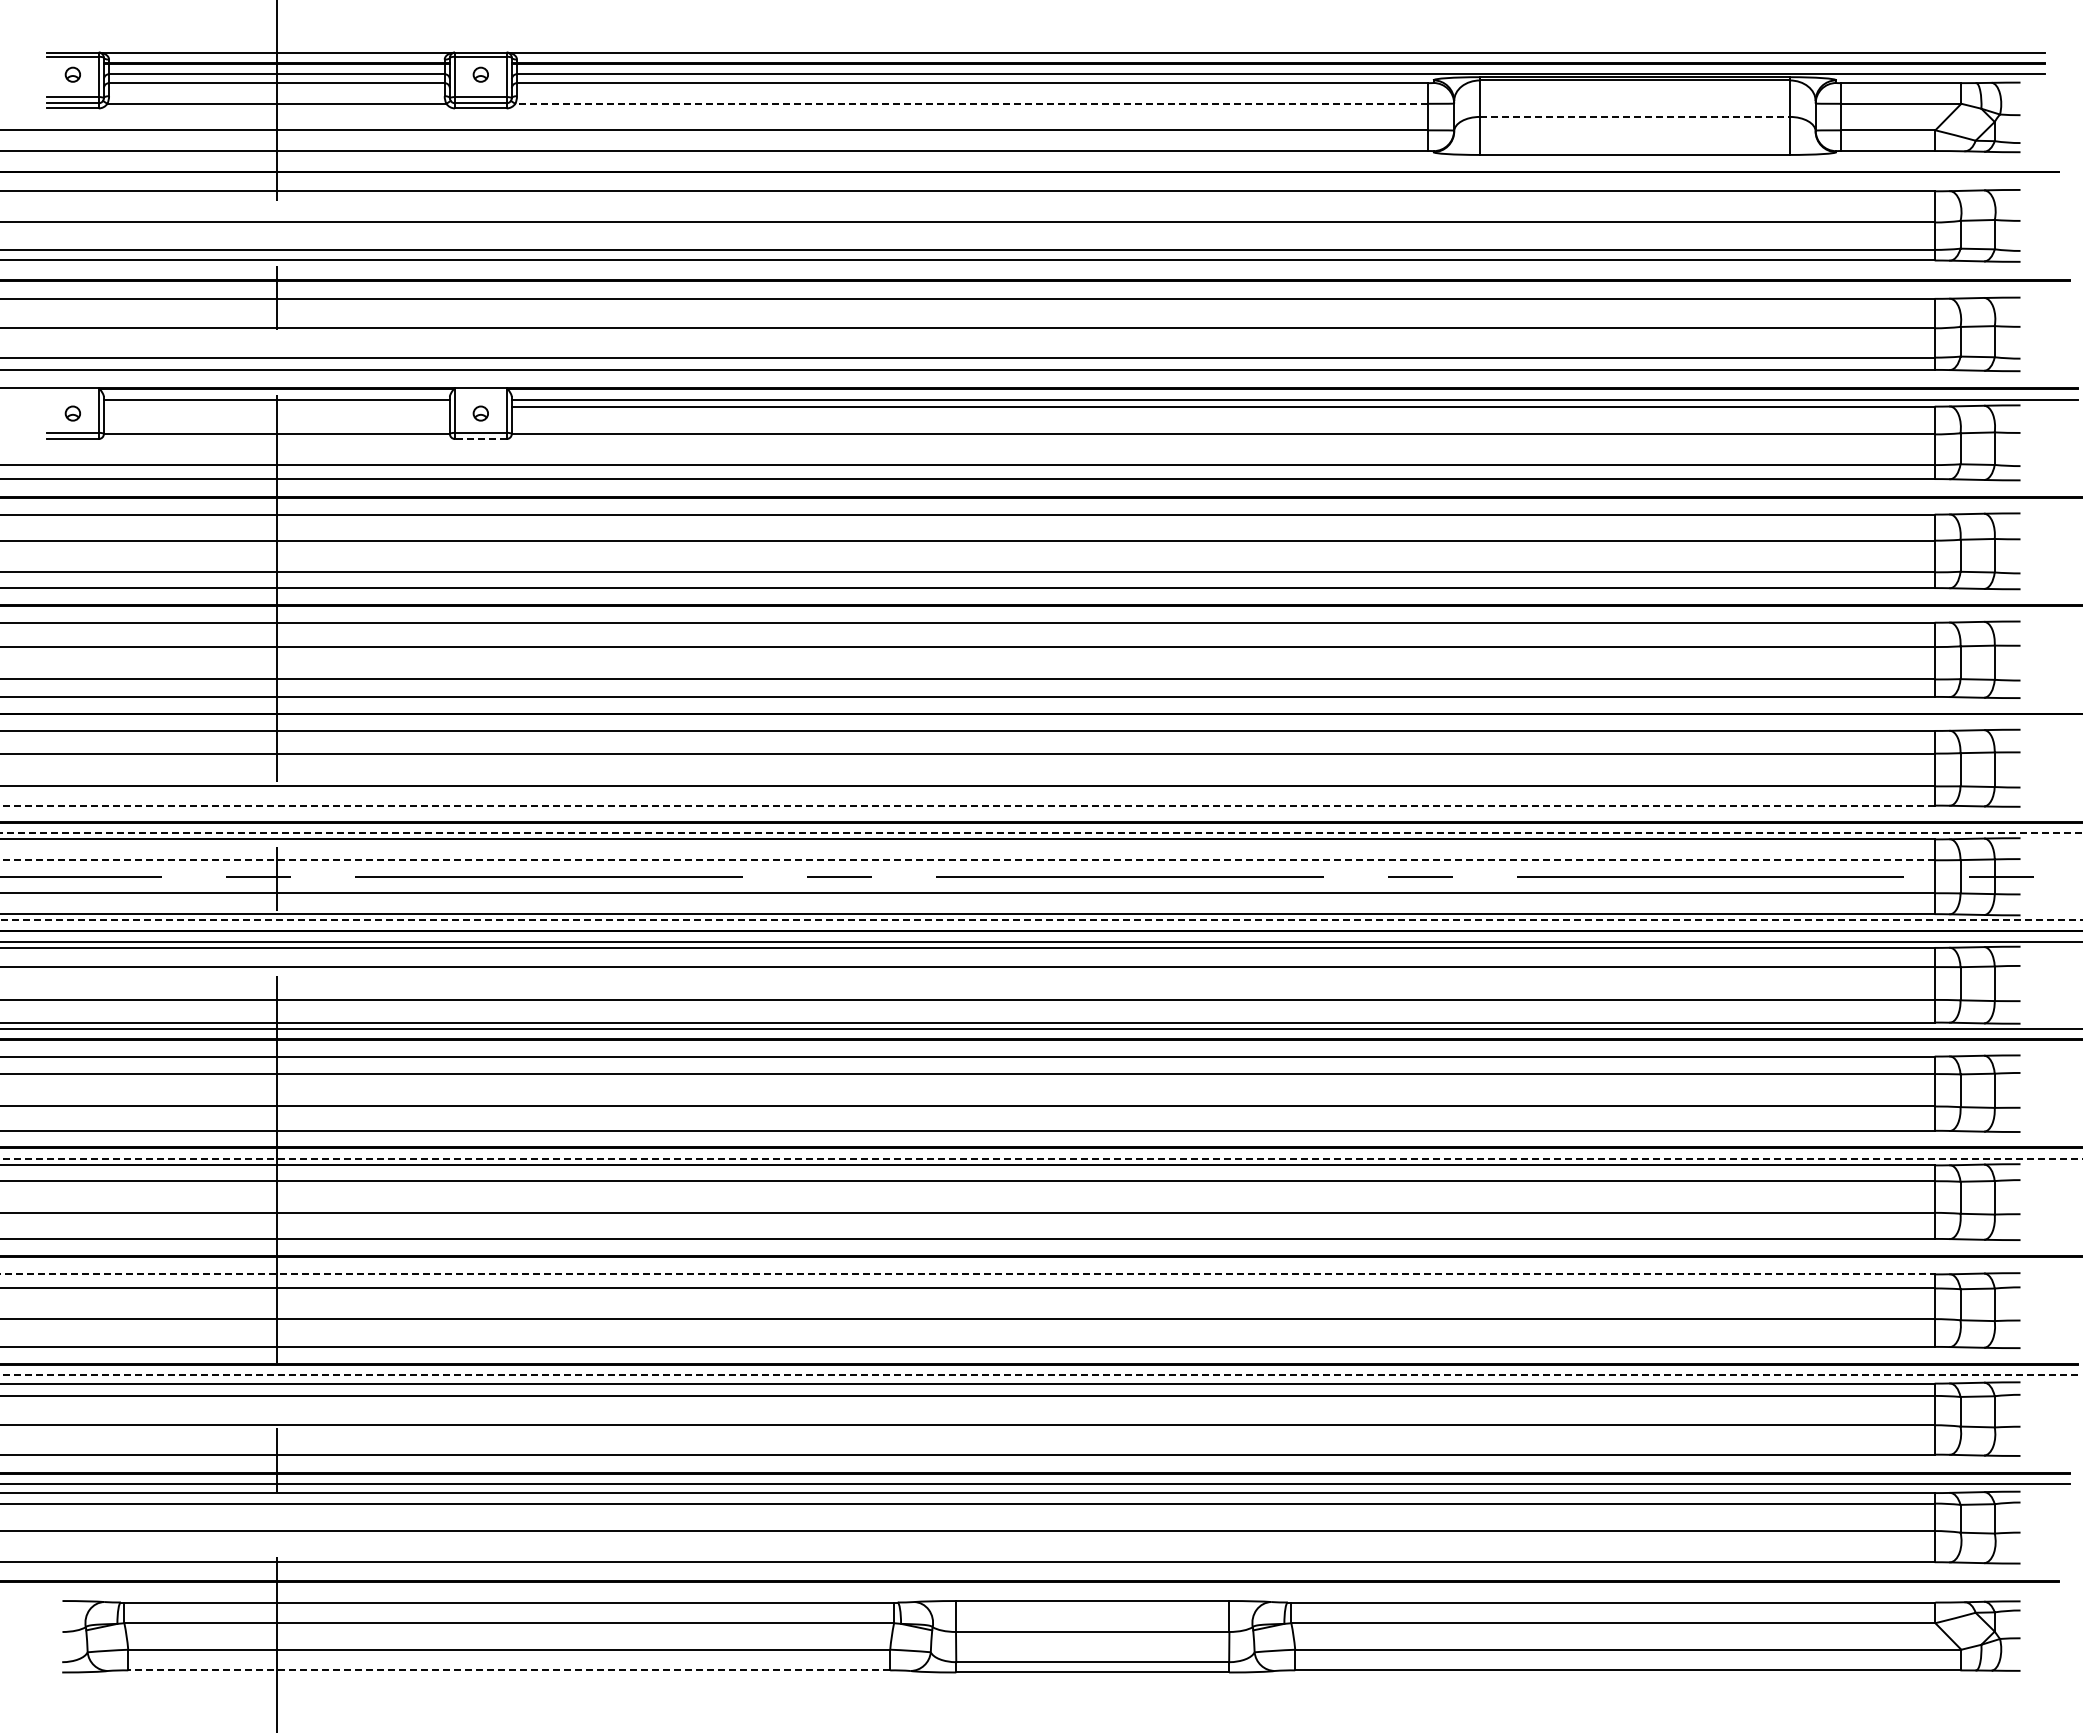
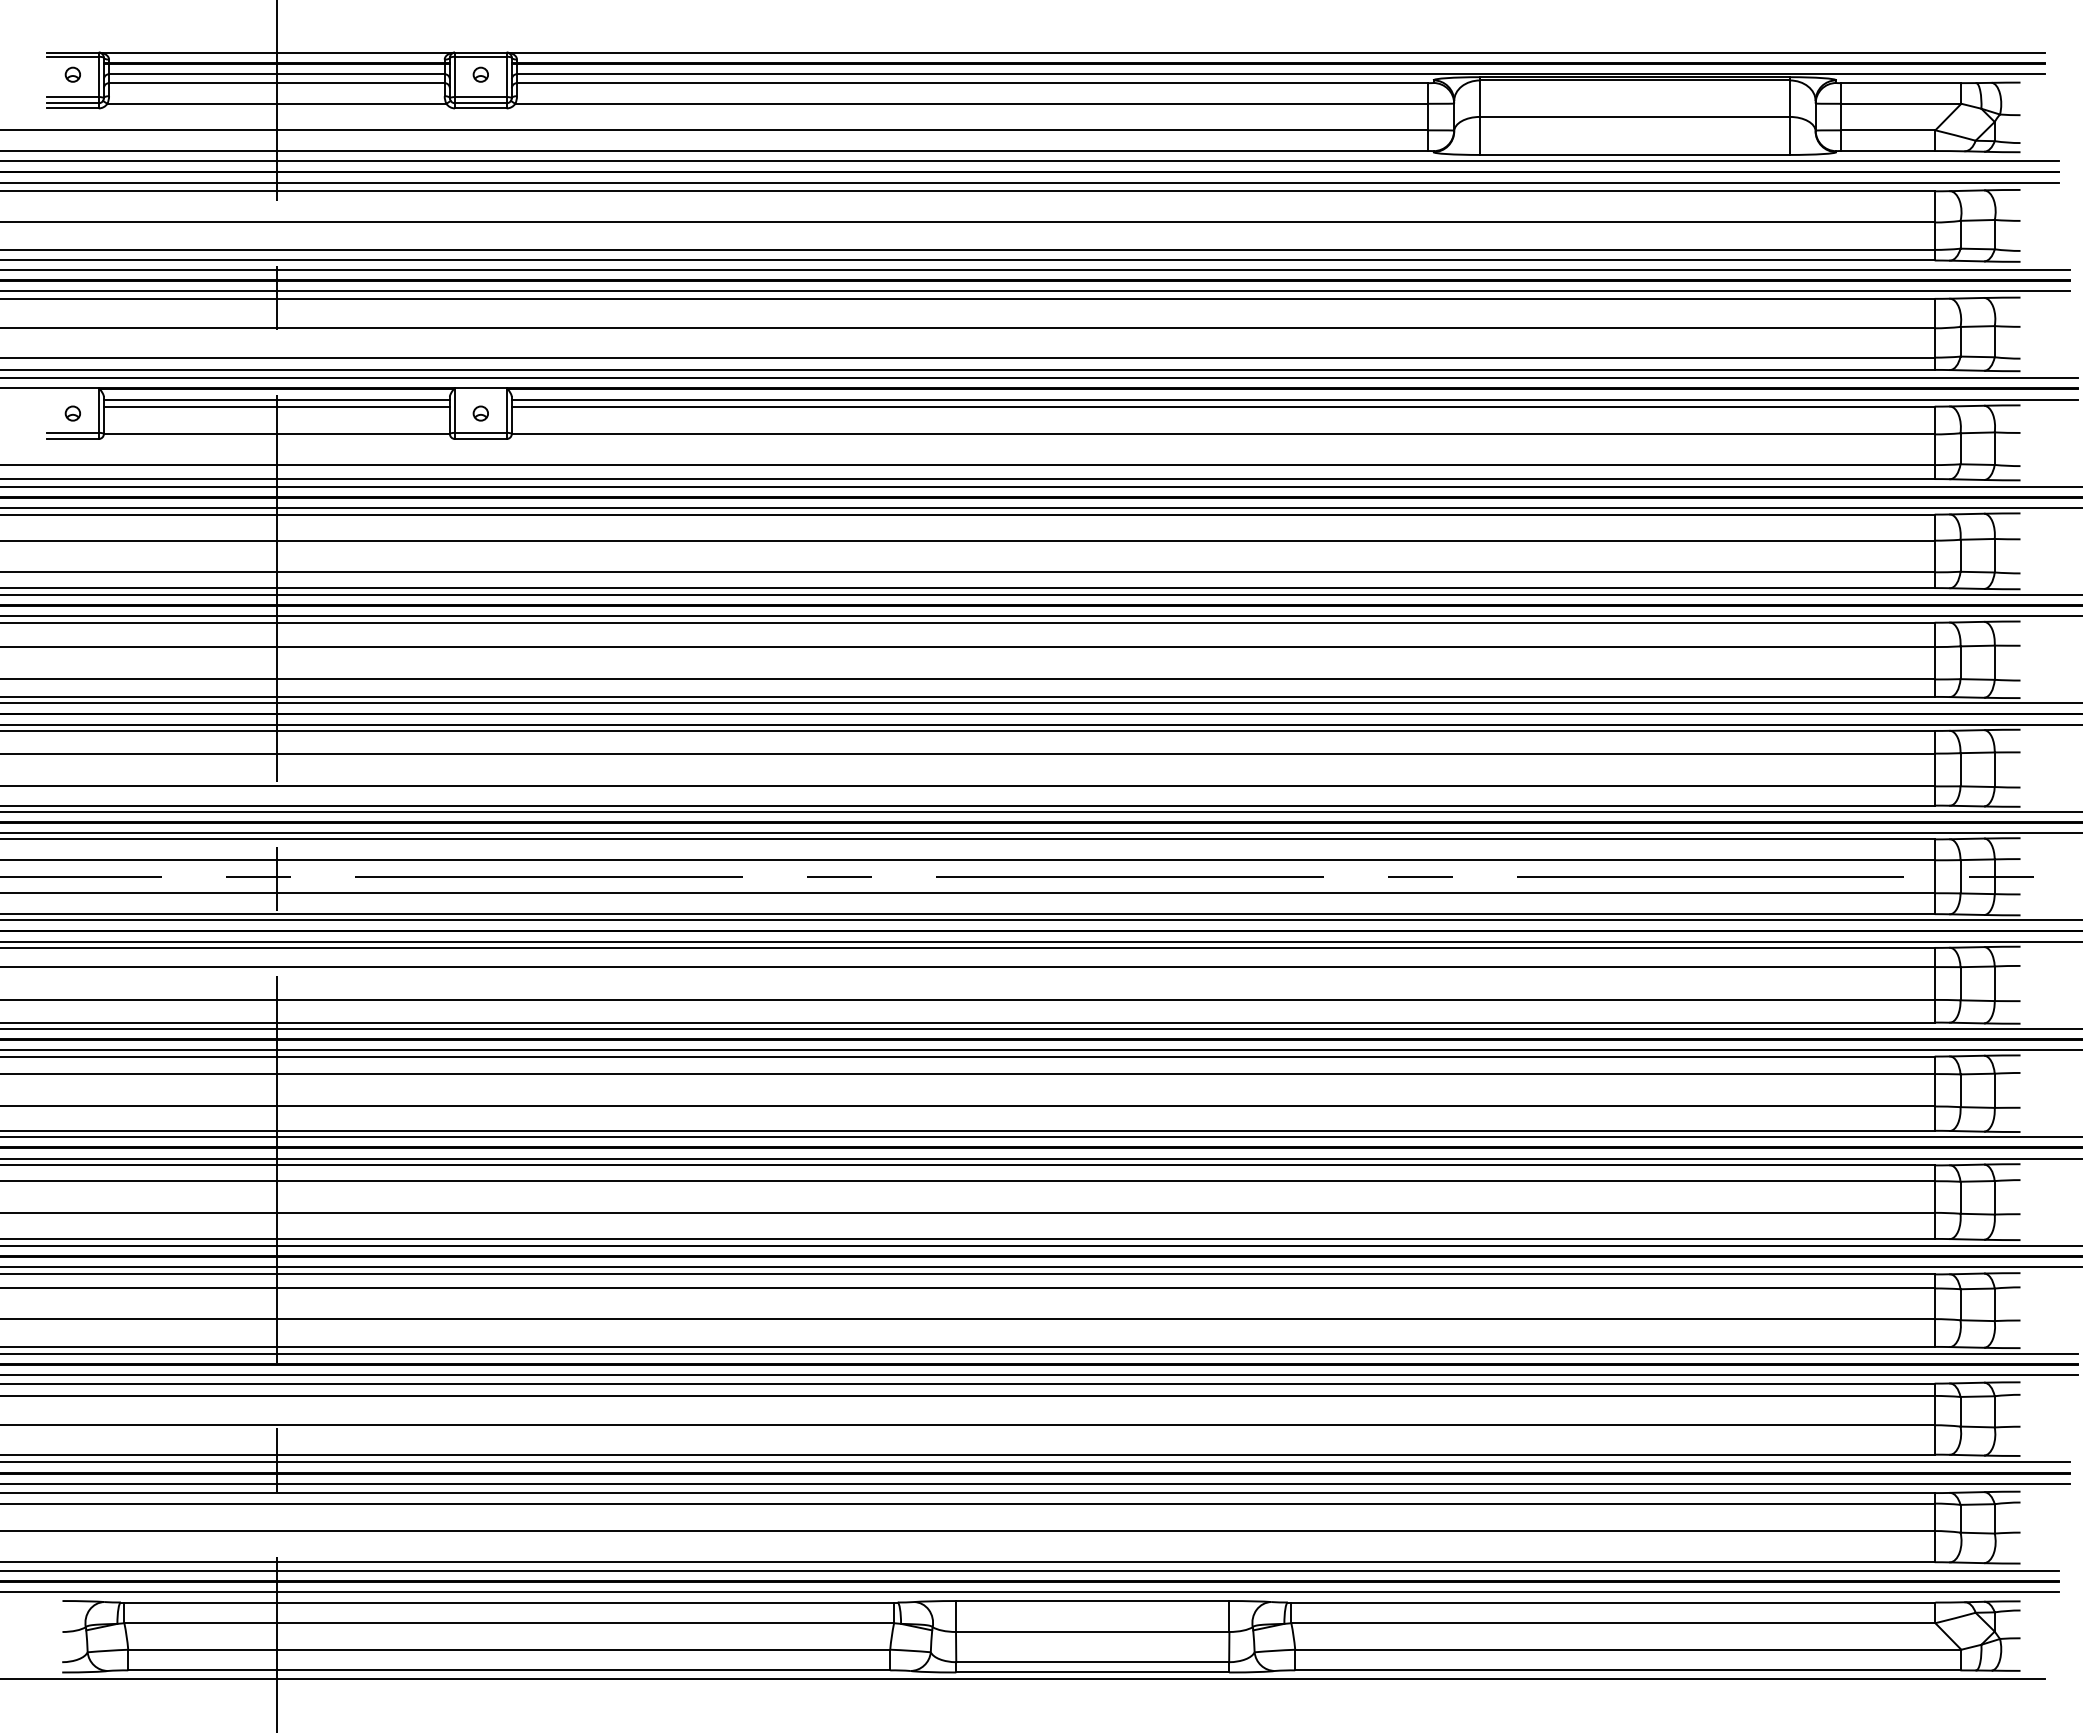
line: dashed -> solid (971, 103)
line: dashed -> solid (1634, 116)
line: none -> present (1030, 161)
line: none -> present (1030, 182)
line: none -> present (1035, 269)
line: none -> present (1035, 291)
line: none -> present (1040, 378)
line: none -> present (276, 406)
line: dashed -> solid (480, 439)
line: none -> present (1040, 486)
line: none -> present (1040, 507)
line: none -> present (1040, 595)
line: none -> present (1040, 616)
line: none -> present (1040, 703)
line: none -> present (1040, 724)
line: dashed -> solid (967, 805)
line: none -> present (1040, 811)
line: dashed -> solid (1041, 833)
line: dashed -> solid (967, 860)
line: dashed -> solid (1041, 920)
line: none -> present (1040, 1050)
line: none -> present (1040, 1137)
line: dashed -> solid (1041, 1158)
line: none -> present (1040, 1245)
line: none -> present (1040, 1266)
line: dashed -> solid (967, 1274)
line: none -> present (1040, 1354)
line: dashed -> solid (1039, 1375)
line: none -> present (1035, 1462)
line: none -> present (1030, 1570)
line: none -> present (1030, 1592)
line: dashed -> solid (509, 1670)
line: none -> present (1023, 1679)
